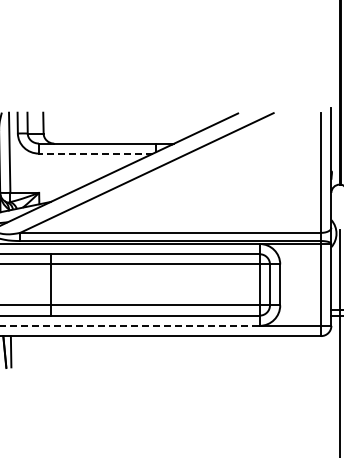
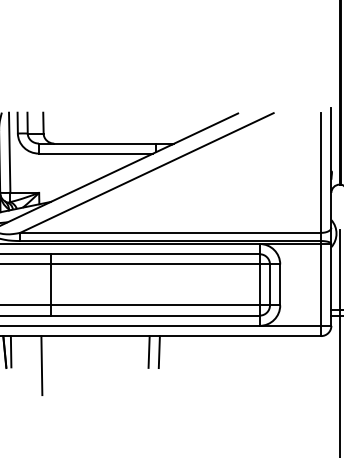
line: dashed -> solid (95, 153)
line: dashed -> solid (130, 325)
line: none -> present (148, 351)
line: none -> present (158, 352)
line: none -> present (41, 365)
